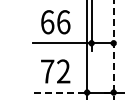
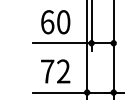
text: 66 -> 60 (63, 22)
line: dashed -> solid (113, 50)
line: dashed -> solid (58, 92)
